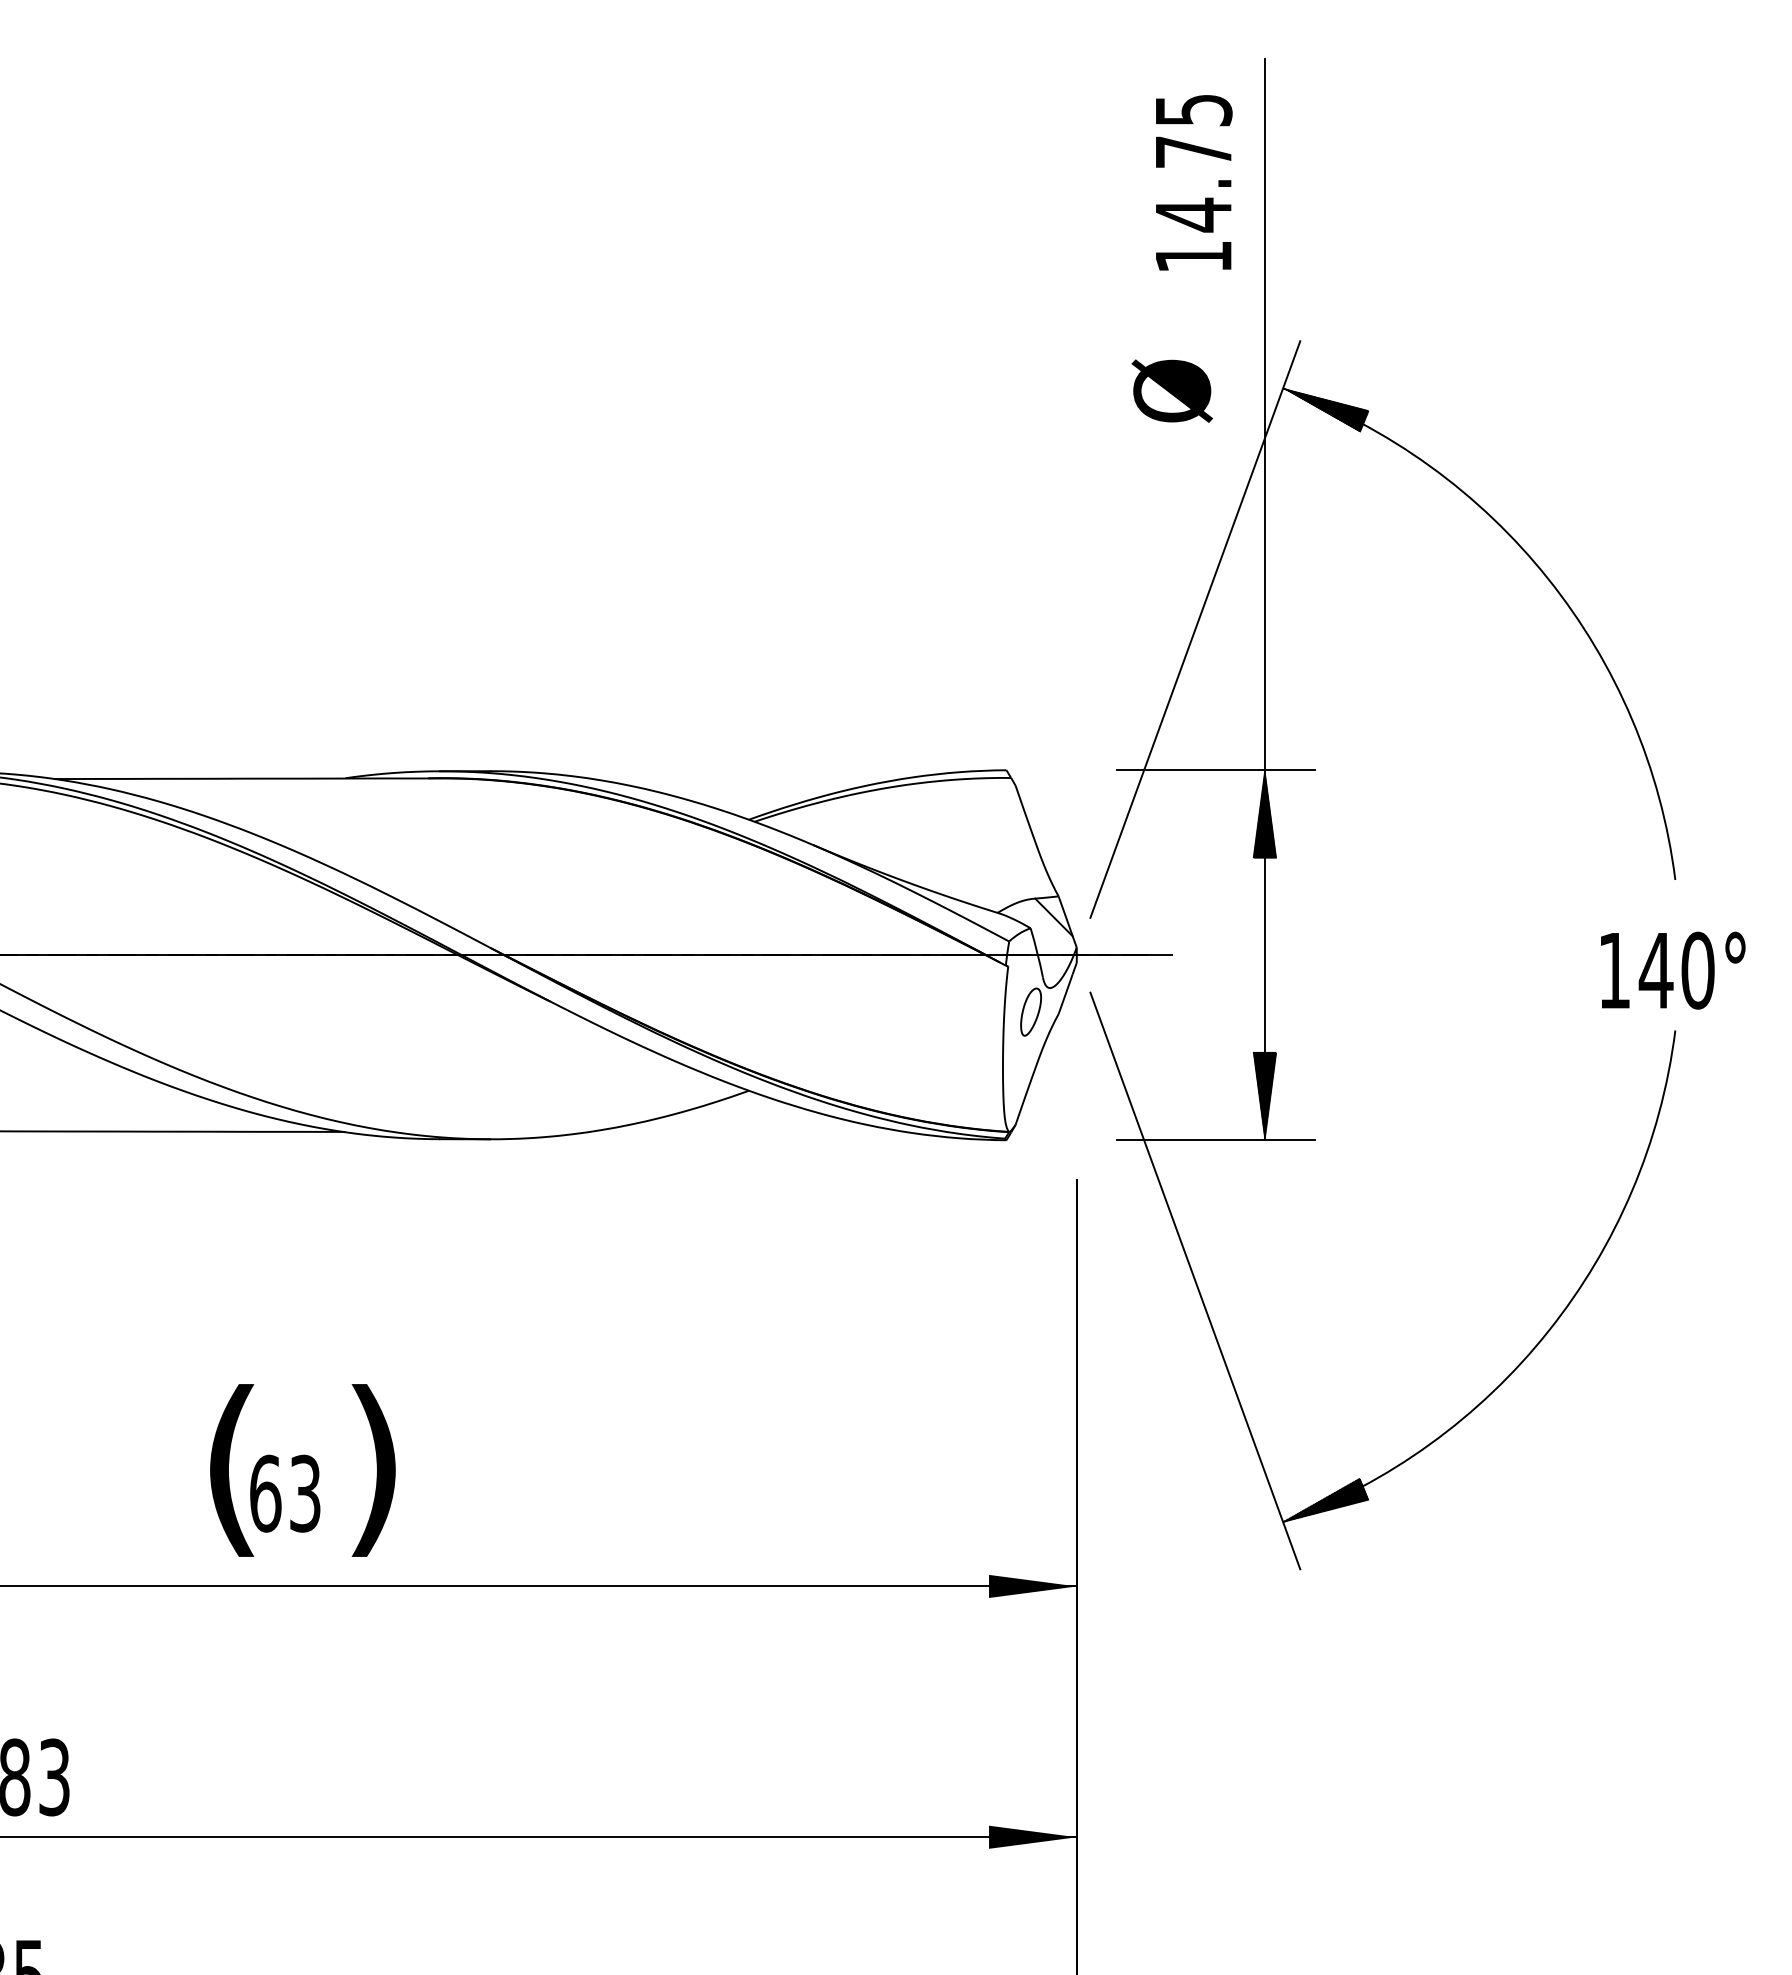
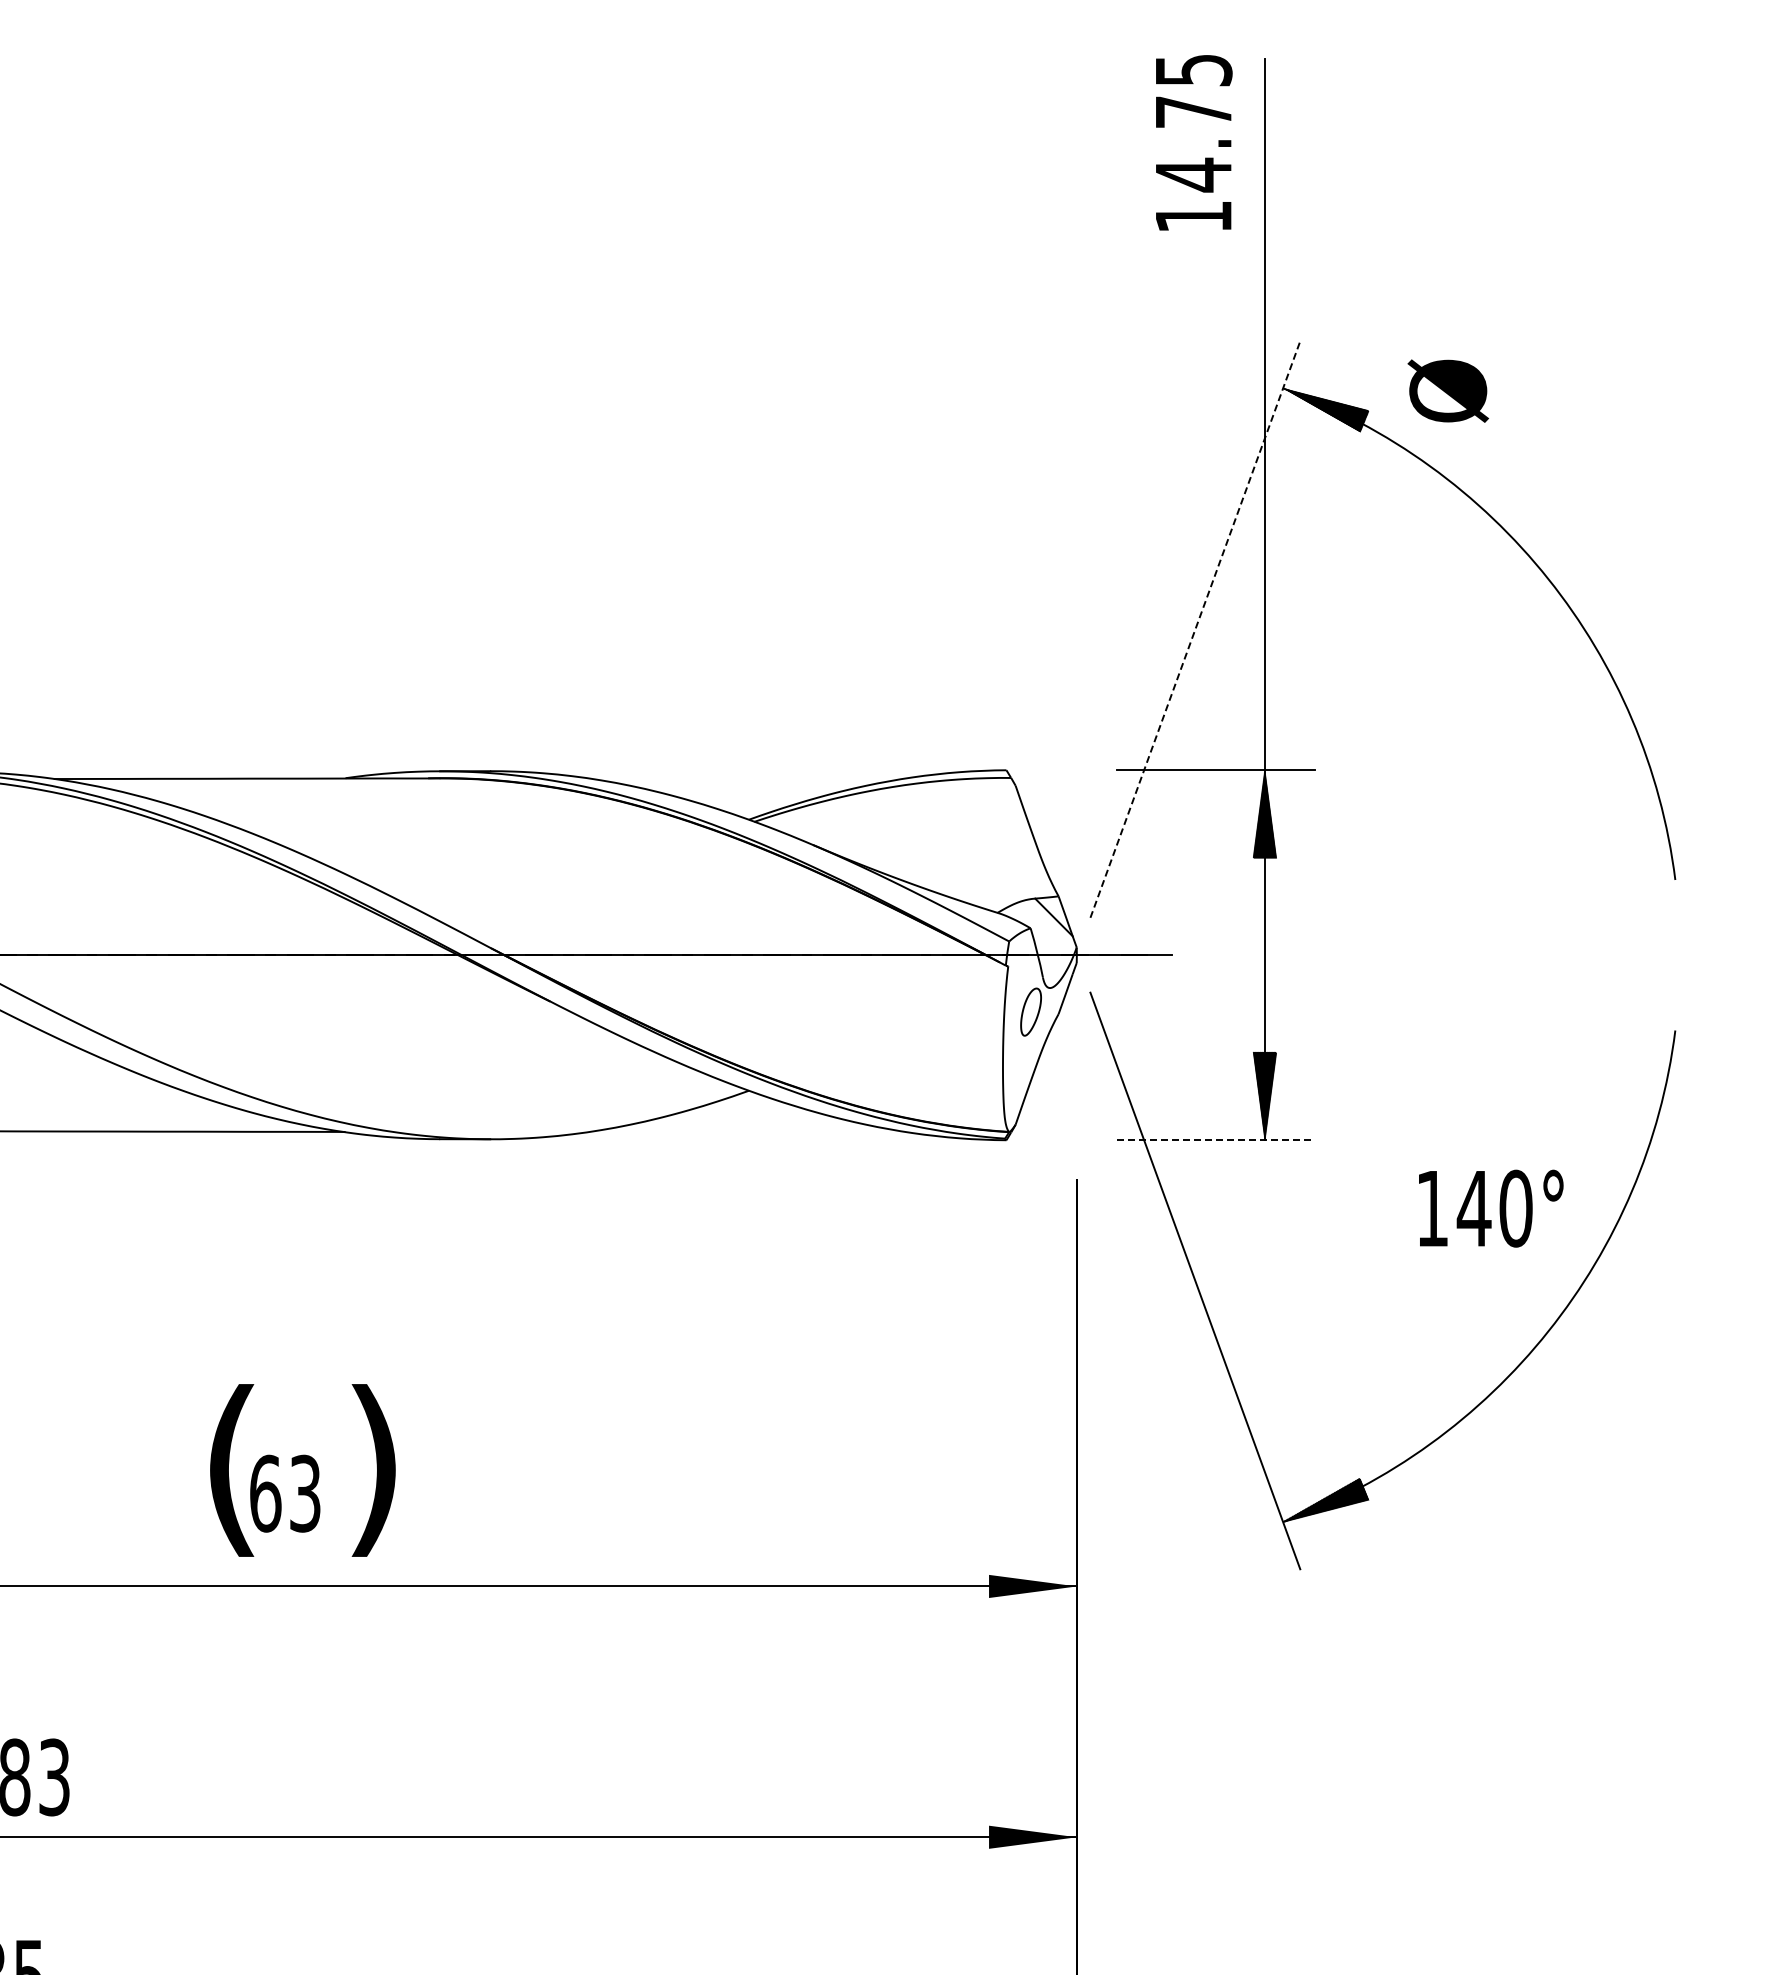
text position: (1194, 182) -> (1194, 142) (1194, 142)
text position: (1172, 390) -> (1448, 390) (1448, 390)
line: solid -> dashed (1195, 629)
text position: (1673, 970) -> (1491, 1208) (1491, 1208)
line: solid -> dashed (1216, 1140)
